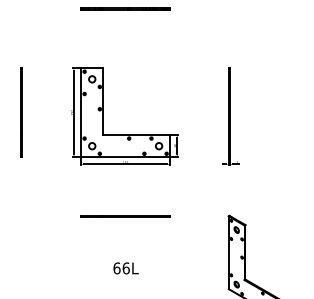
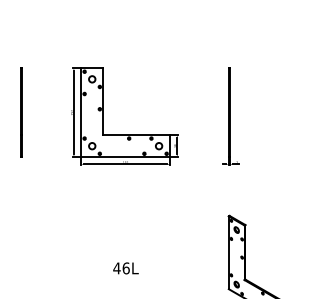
line: present -> none (125, 8)
line: present -> none (125, 216)
text: 66L -> 46L (116, 268)
